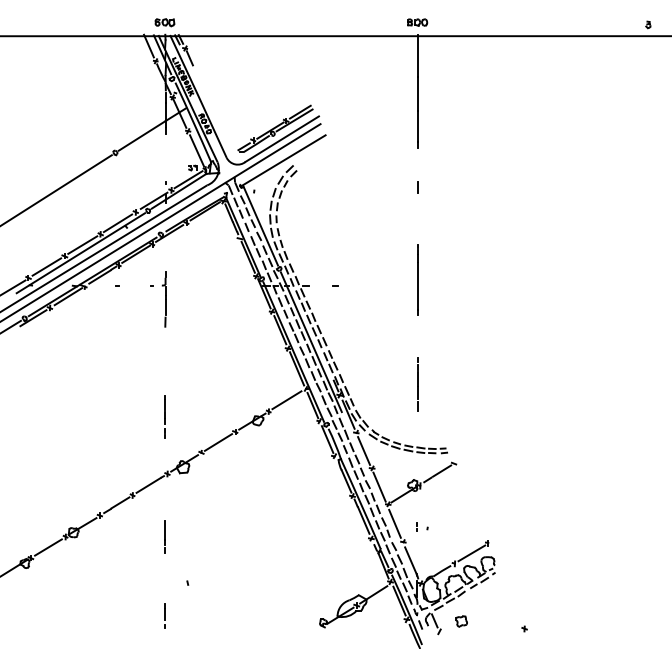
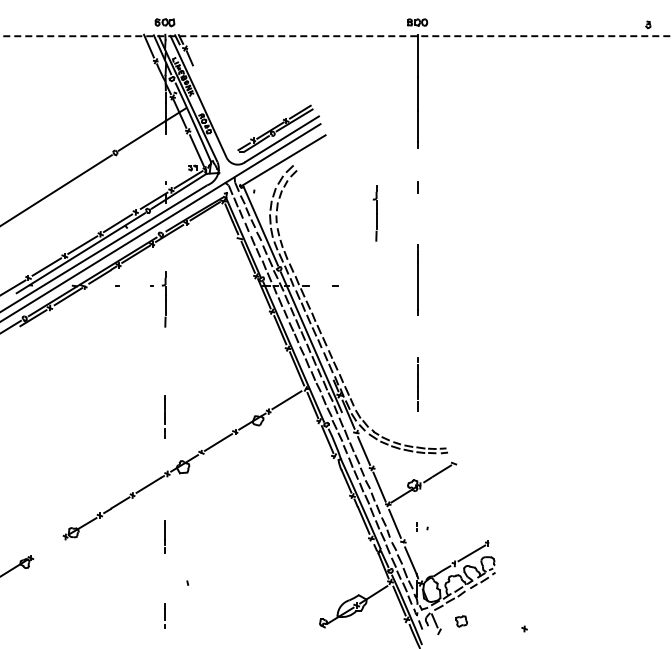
line: solid -> dashed (336, 36)
part: none -> present (374, 213)
line: present -> none (48, 547)
